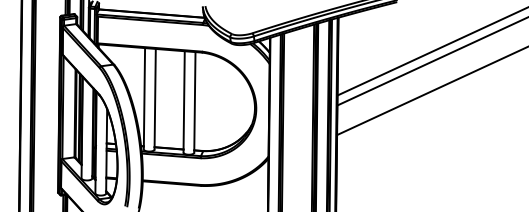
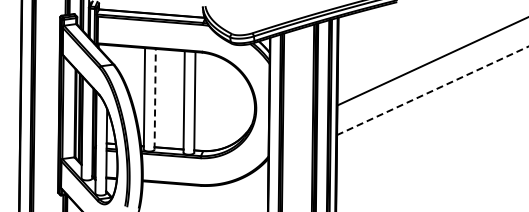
line: present -> none (431, 51)
line: solid -> dashed (432, 91)
line: solid -> dashed (155, 98)
